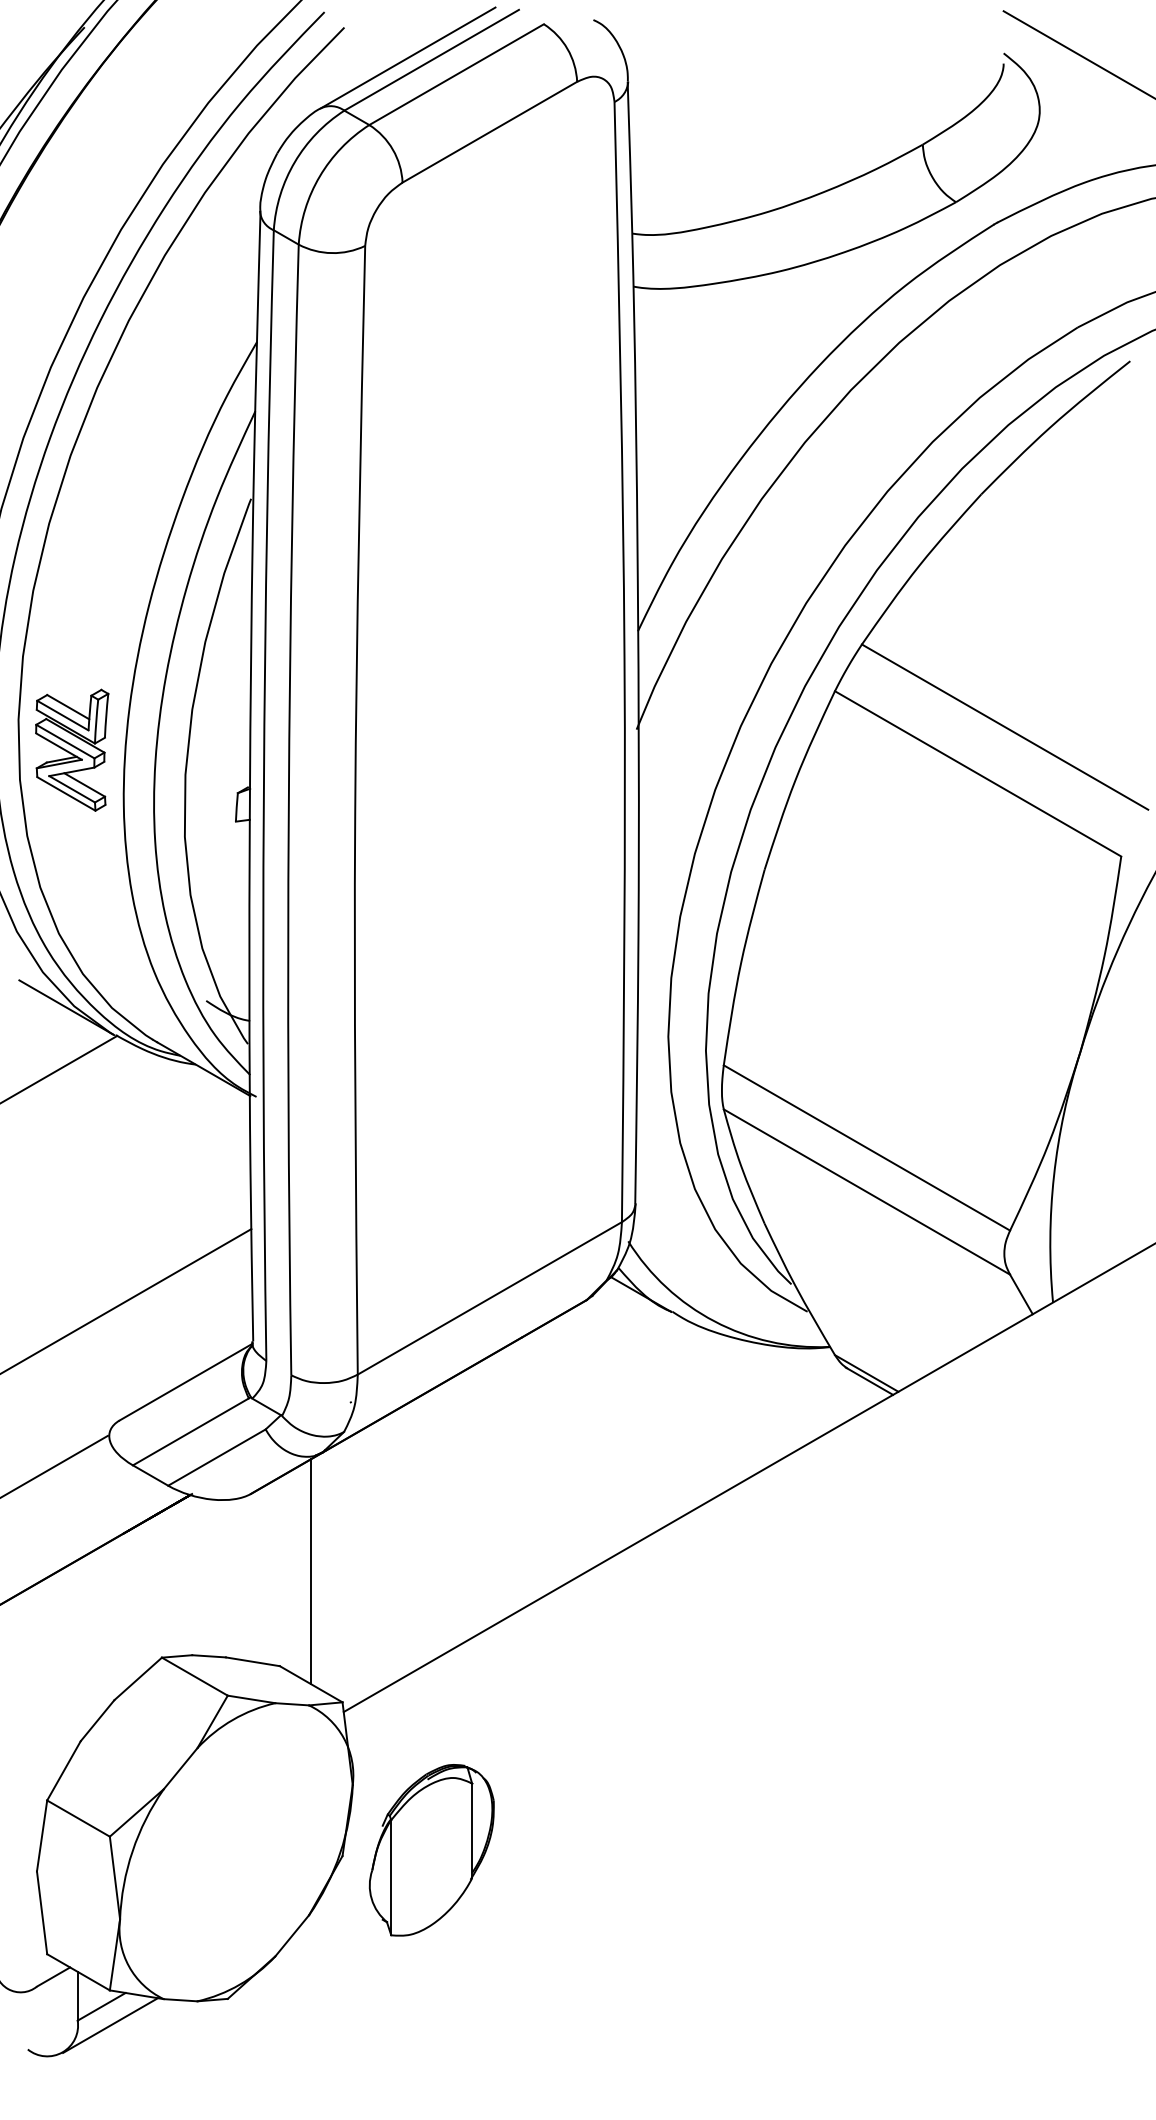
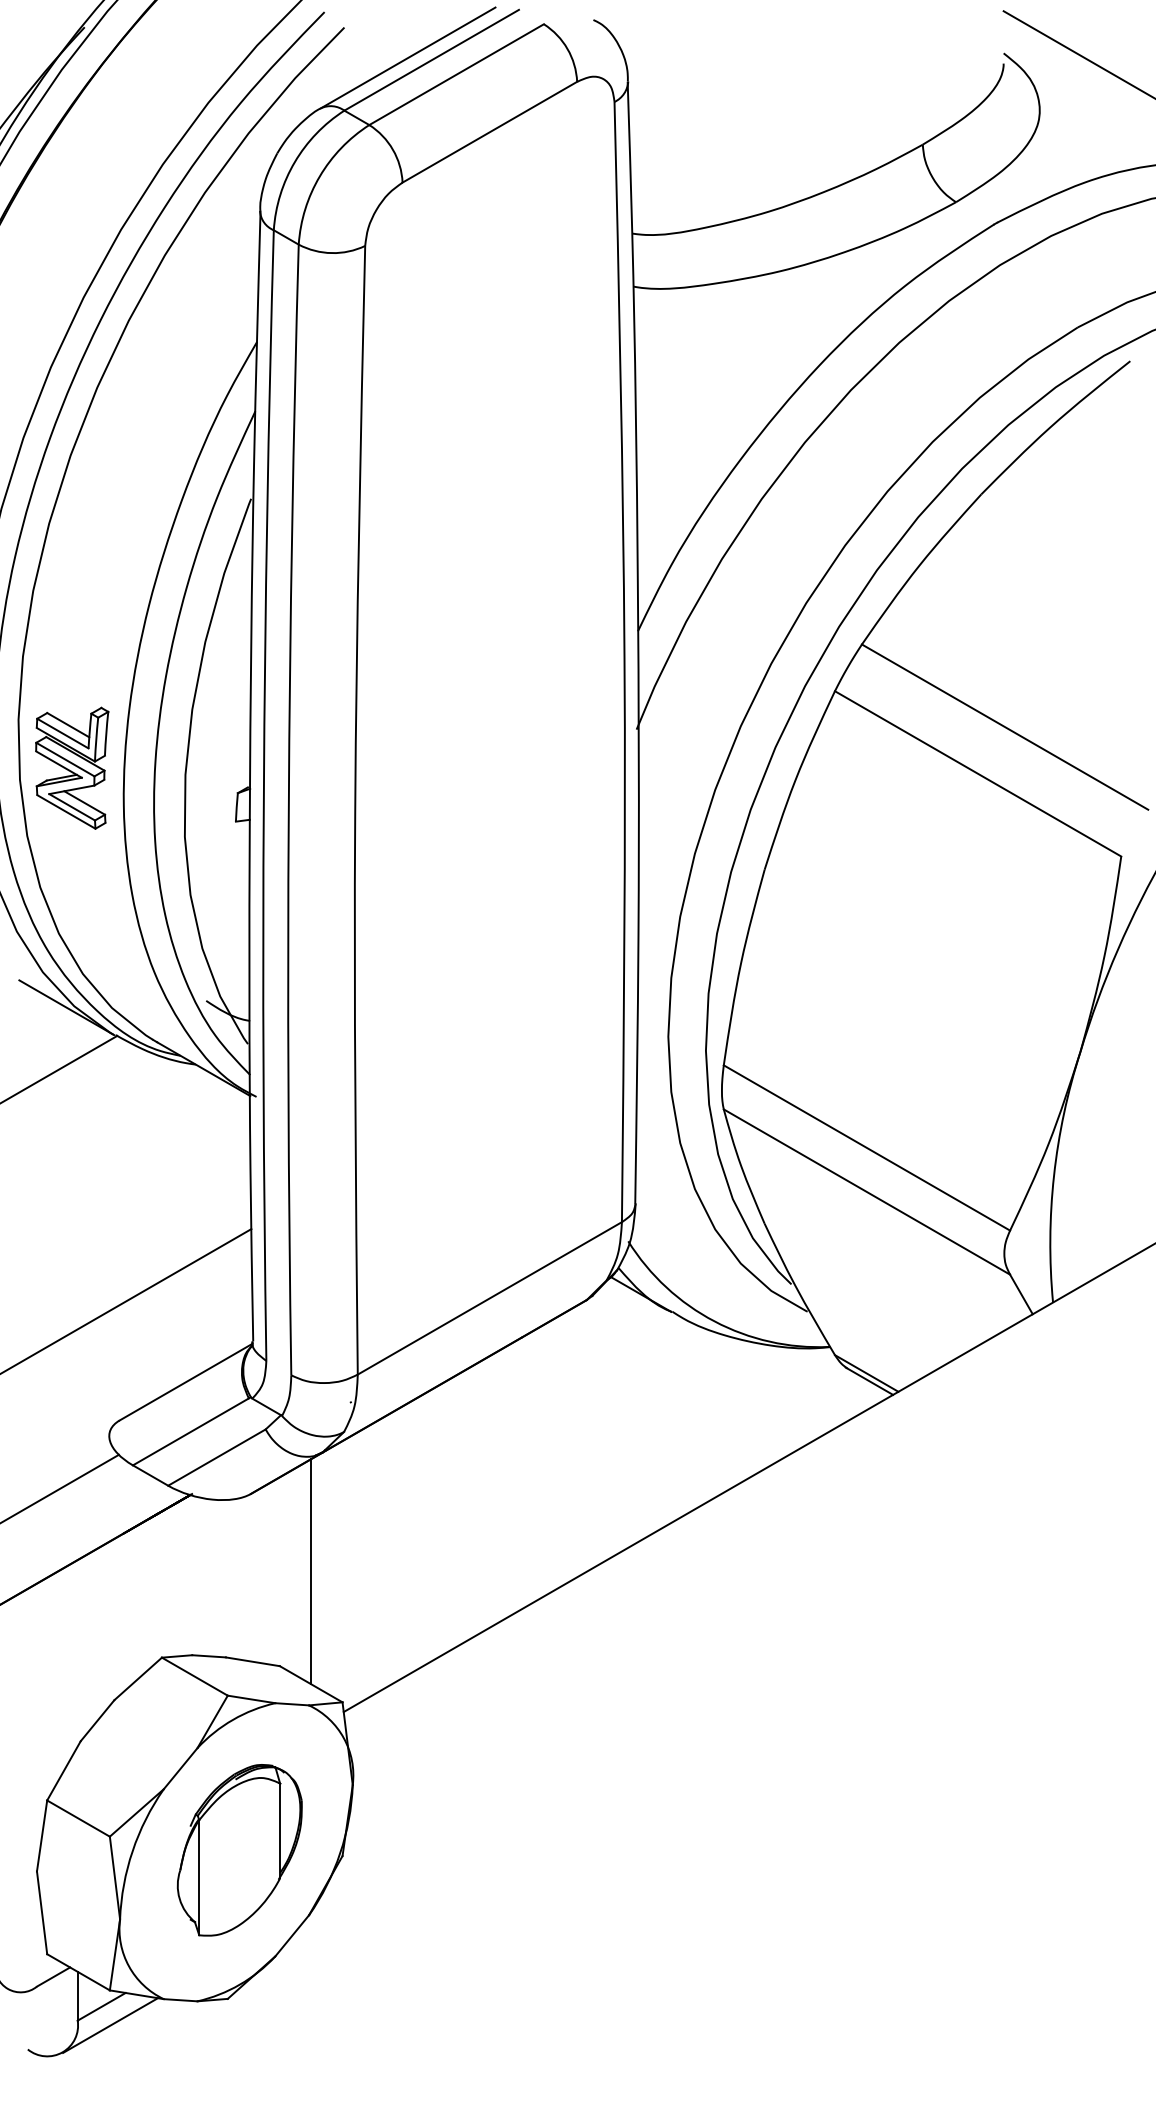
part position: (72, 749) -> (72, 767) (72, 767)
line position: (54, 1465) -> (60, 1488) (60, 1488)
part position: (431, 1850) -> (239, 1850) (239, 1850)
